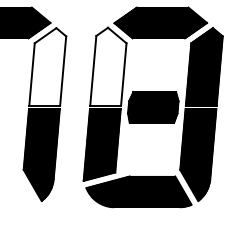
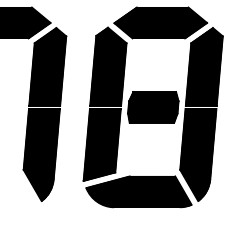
hatch: none -> present (47, 66)
hatch: none -> present (108, 66)
